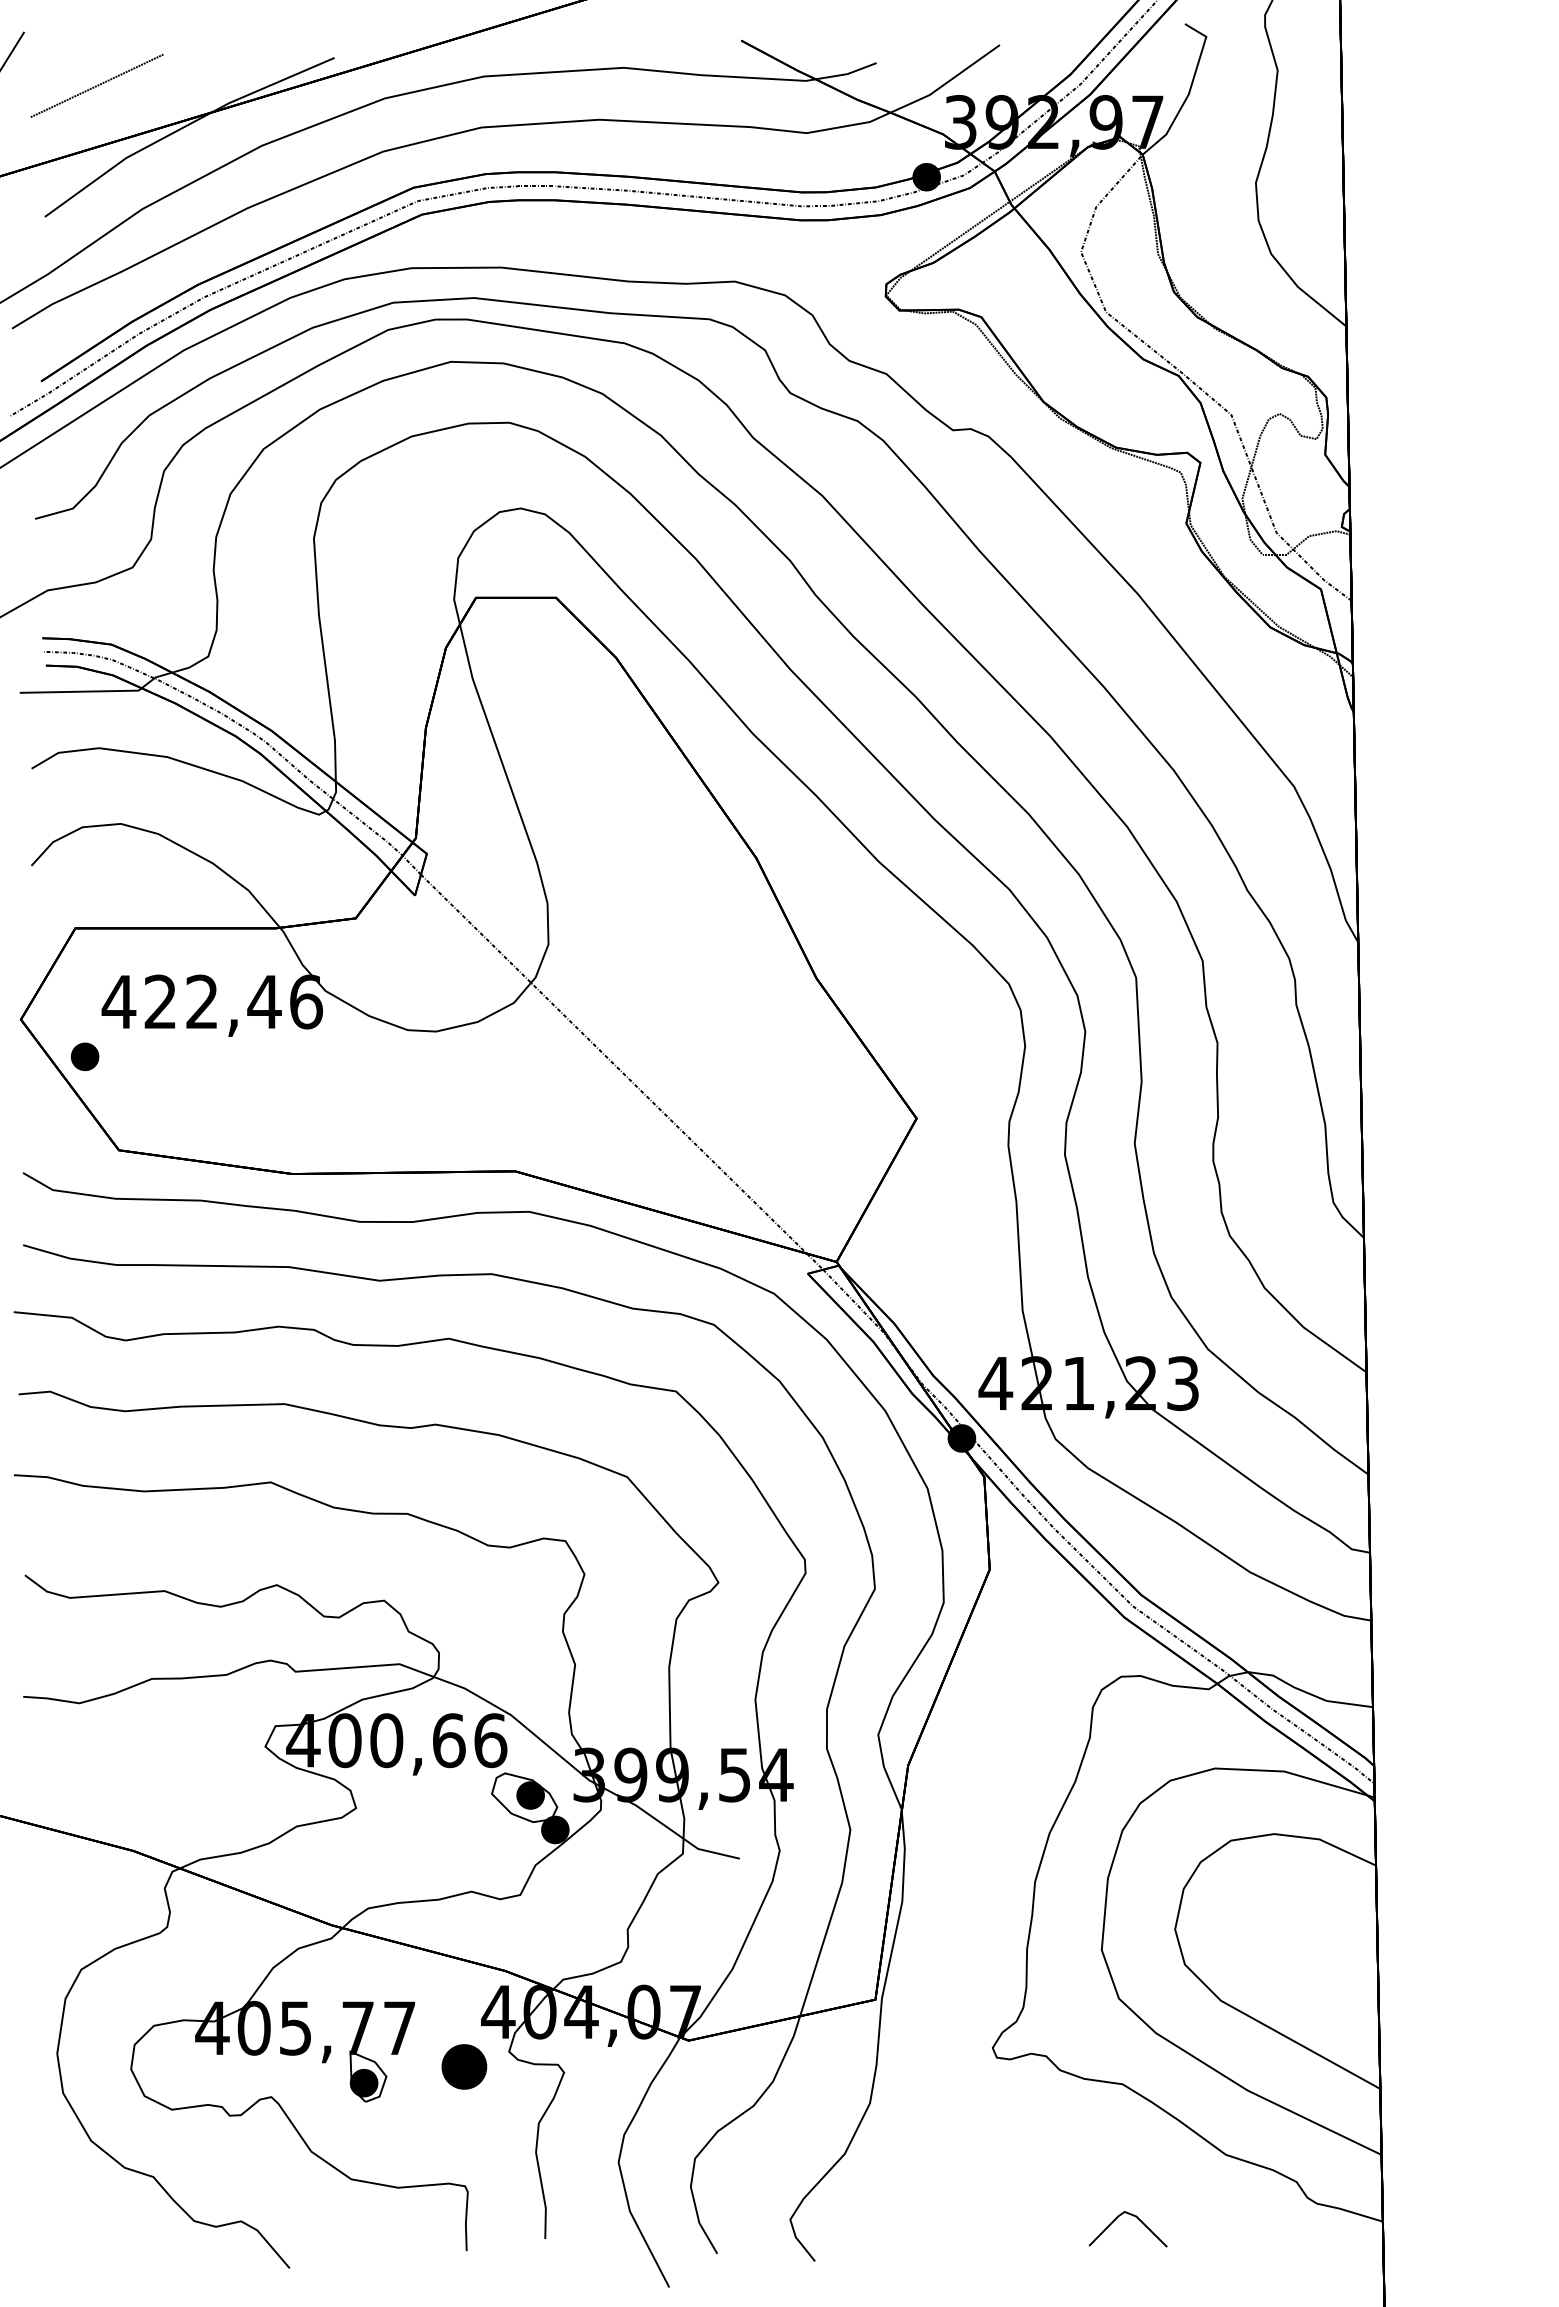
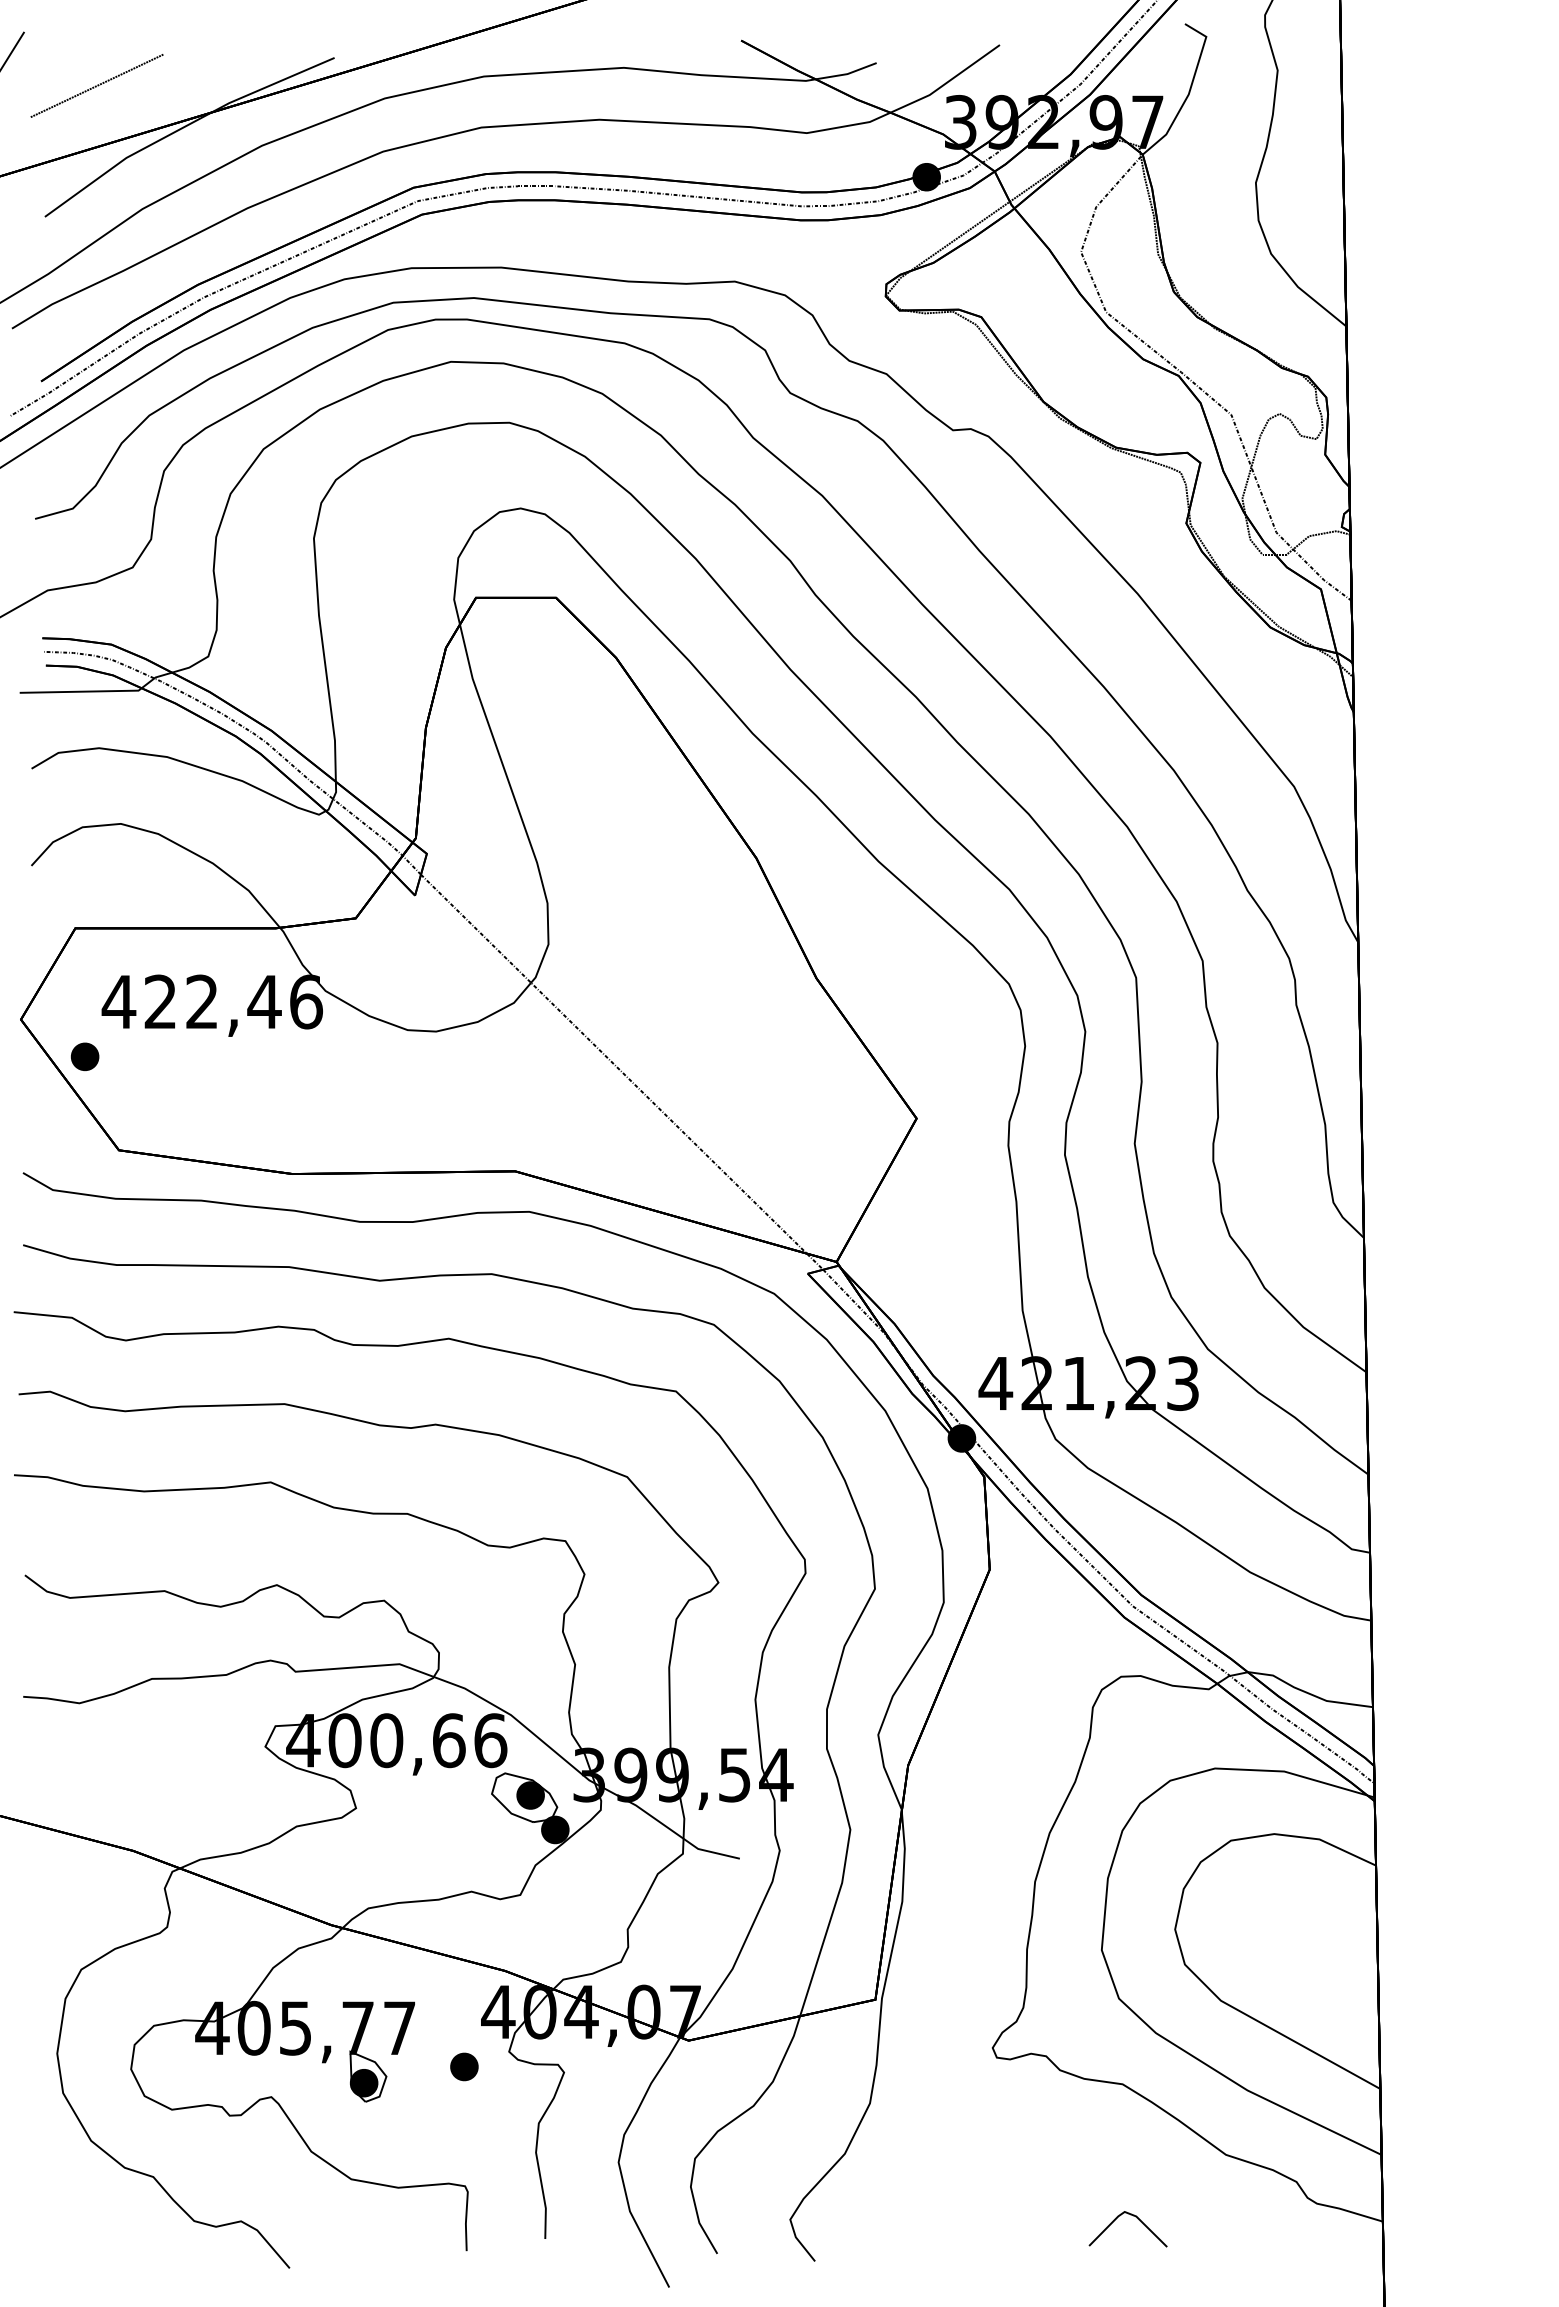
part size: 47x46 px -> 29x30 px (464, 2066)
